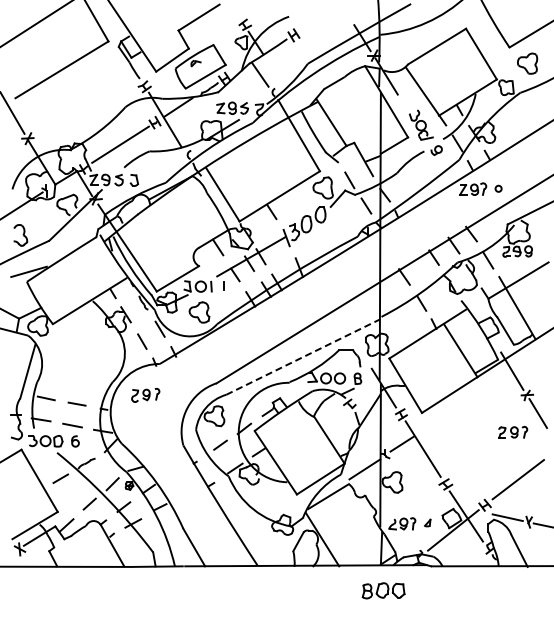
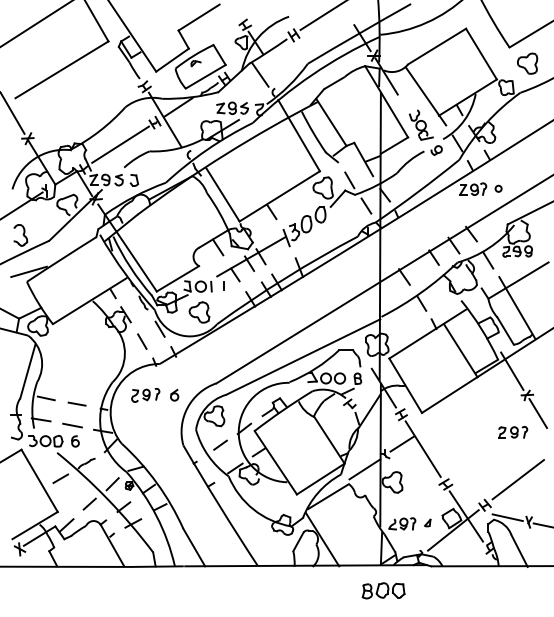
line: none -> present (322, 15)
line: dashed -> solid (303, 357)
part: none -> present (174, 394)
